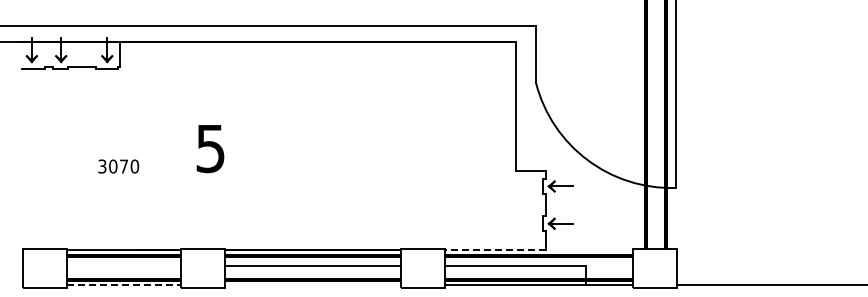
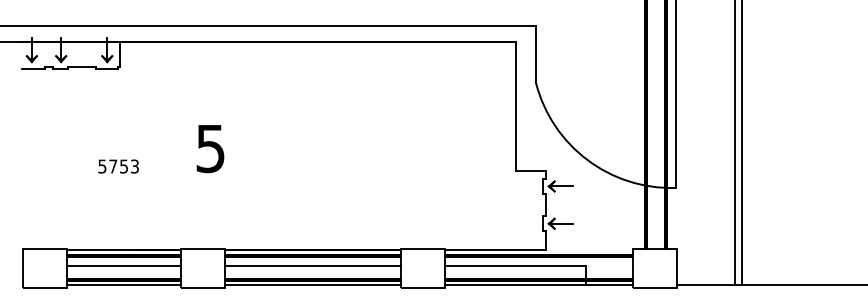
line: none -> present (734, 143)
line: none -> present (741, 143)
text: 3070 -> 5753 (118, 166)
line: dashed -> solid (495, 249)
line: none -> present (123, 265)
line: dashed -> solid (123, 285)
line: none -> present (312, 285)
